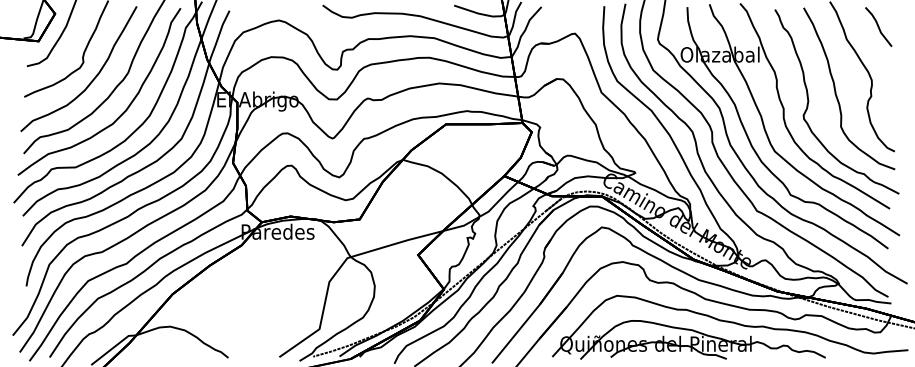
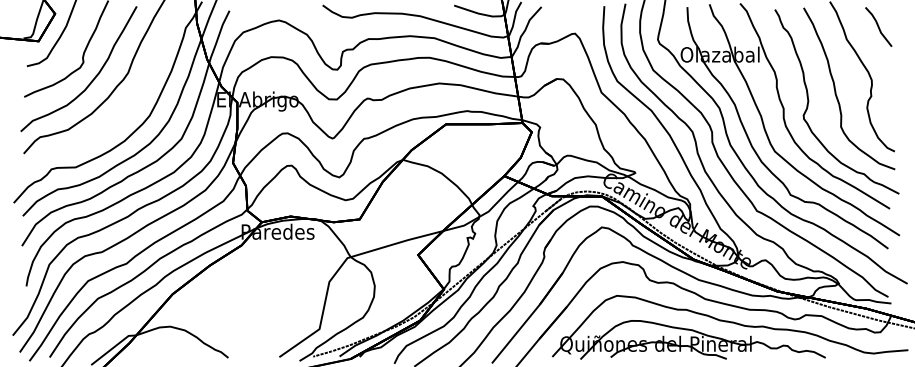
curve: present -> none (121, 113)
